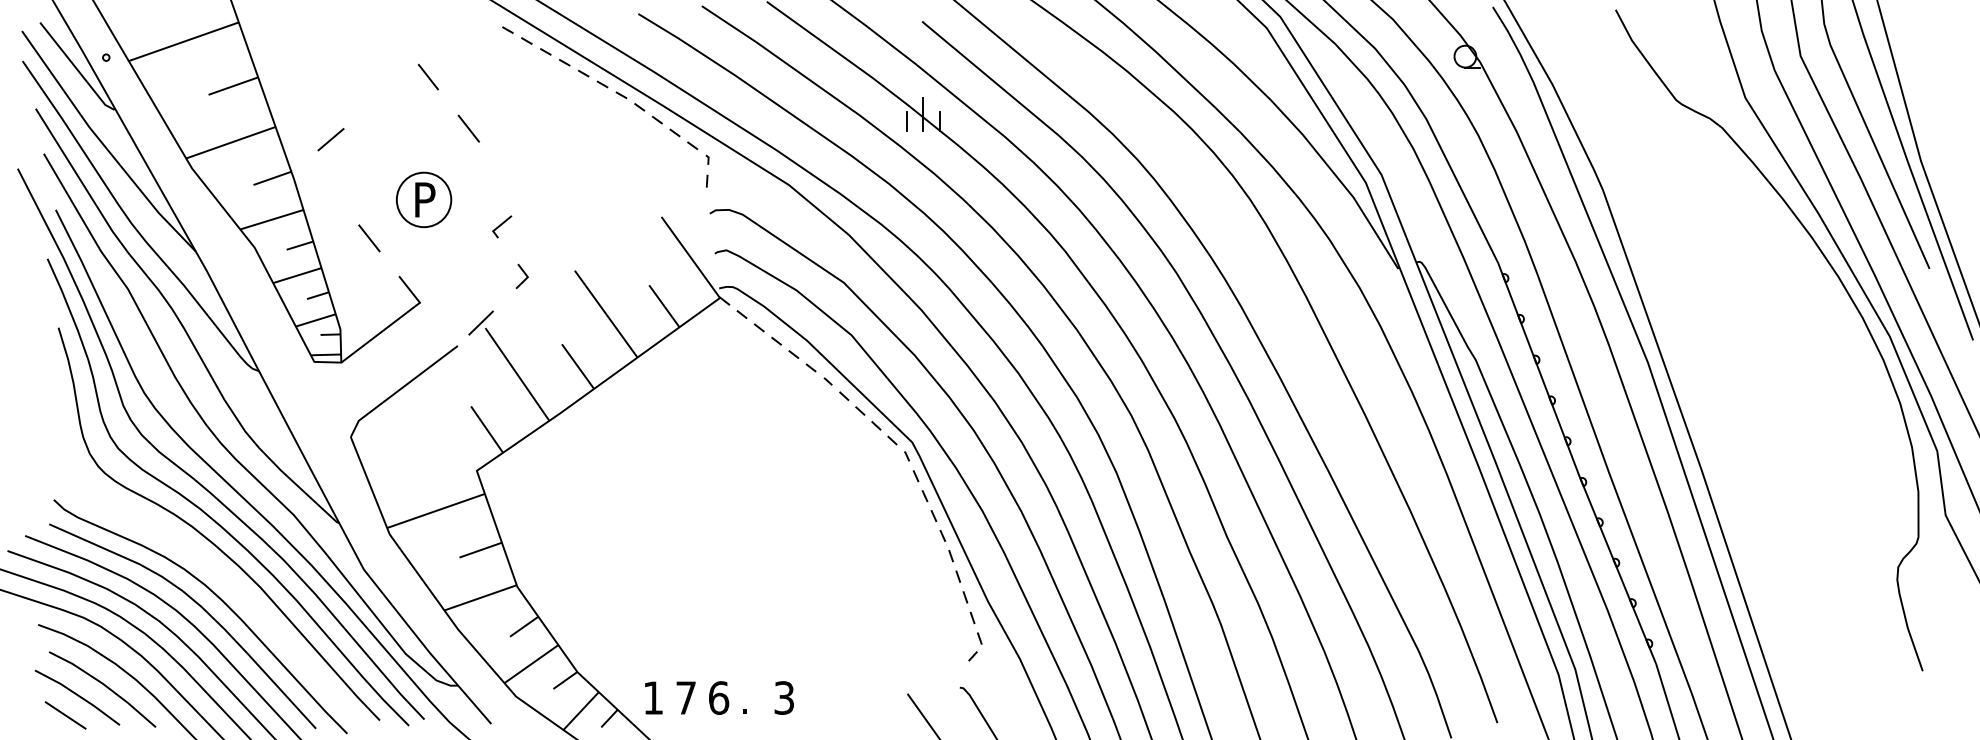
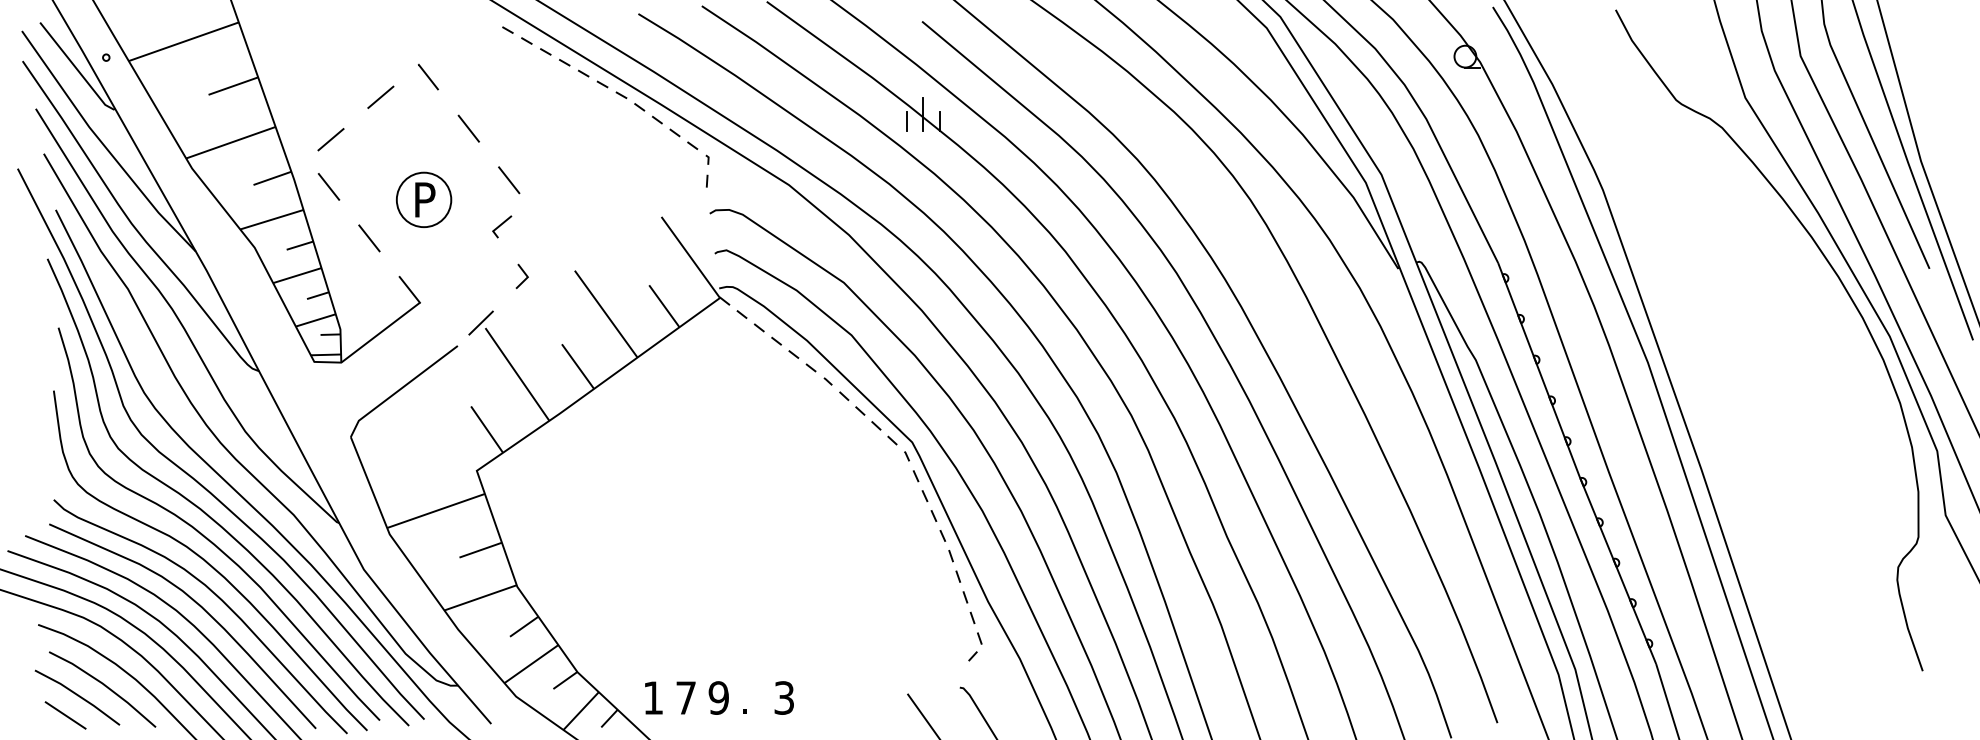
line: none -> present (380, 96)
line: none -> present (509, 180)
line: none -> present (328, 186)
curve: none -> present (208, 562)
text: 6 -> 9 (718, 697)
